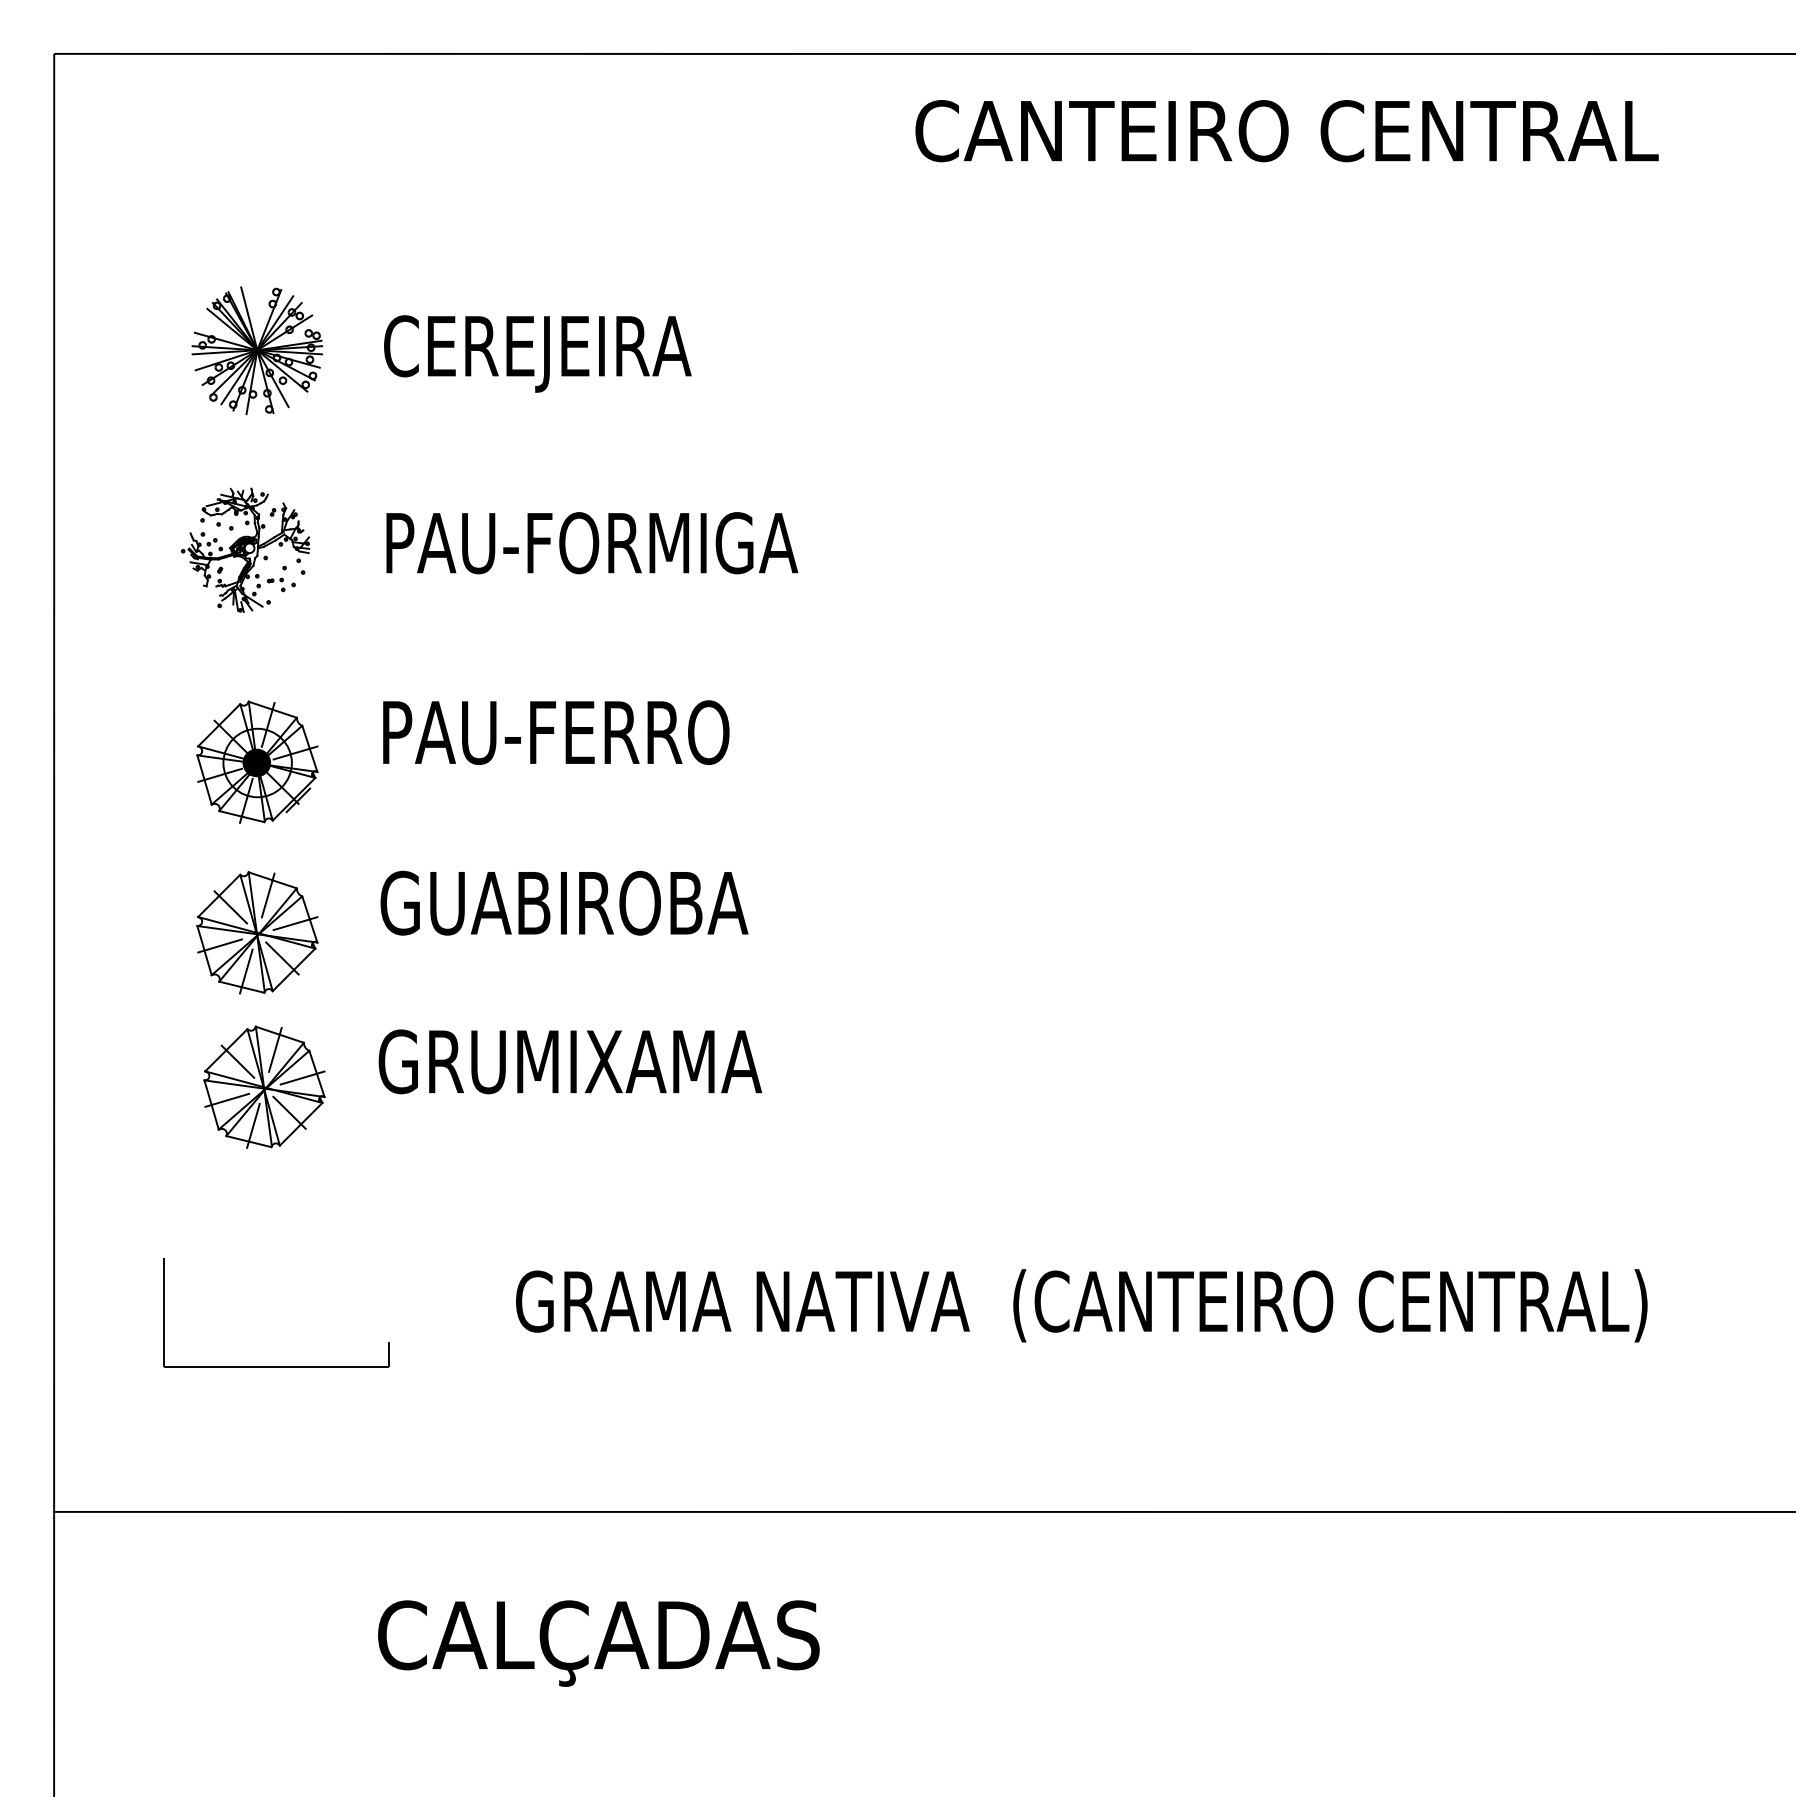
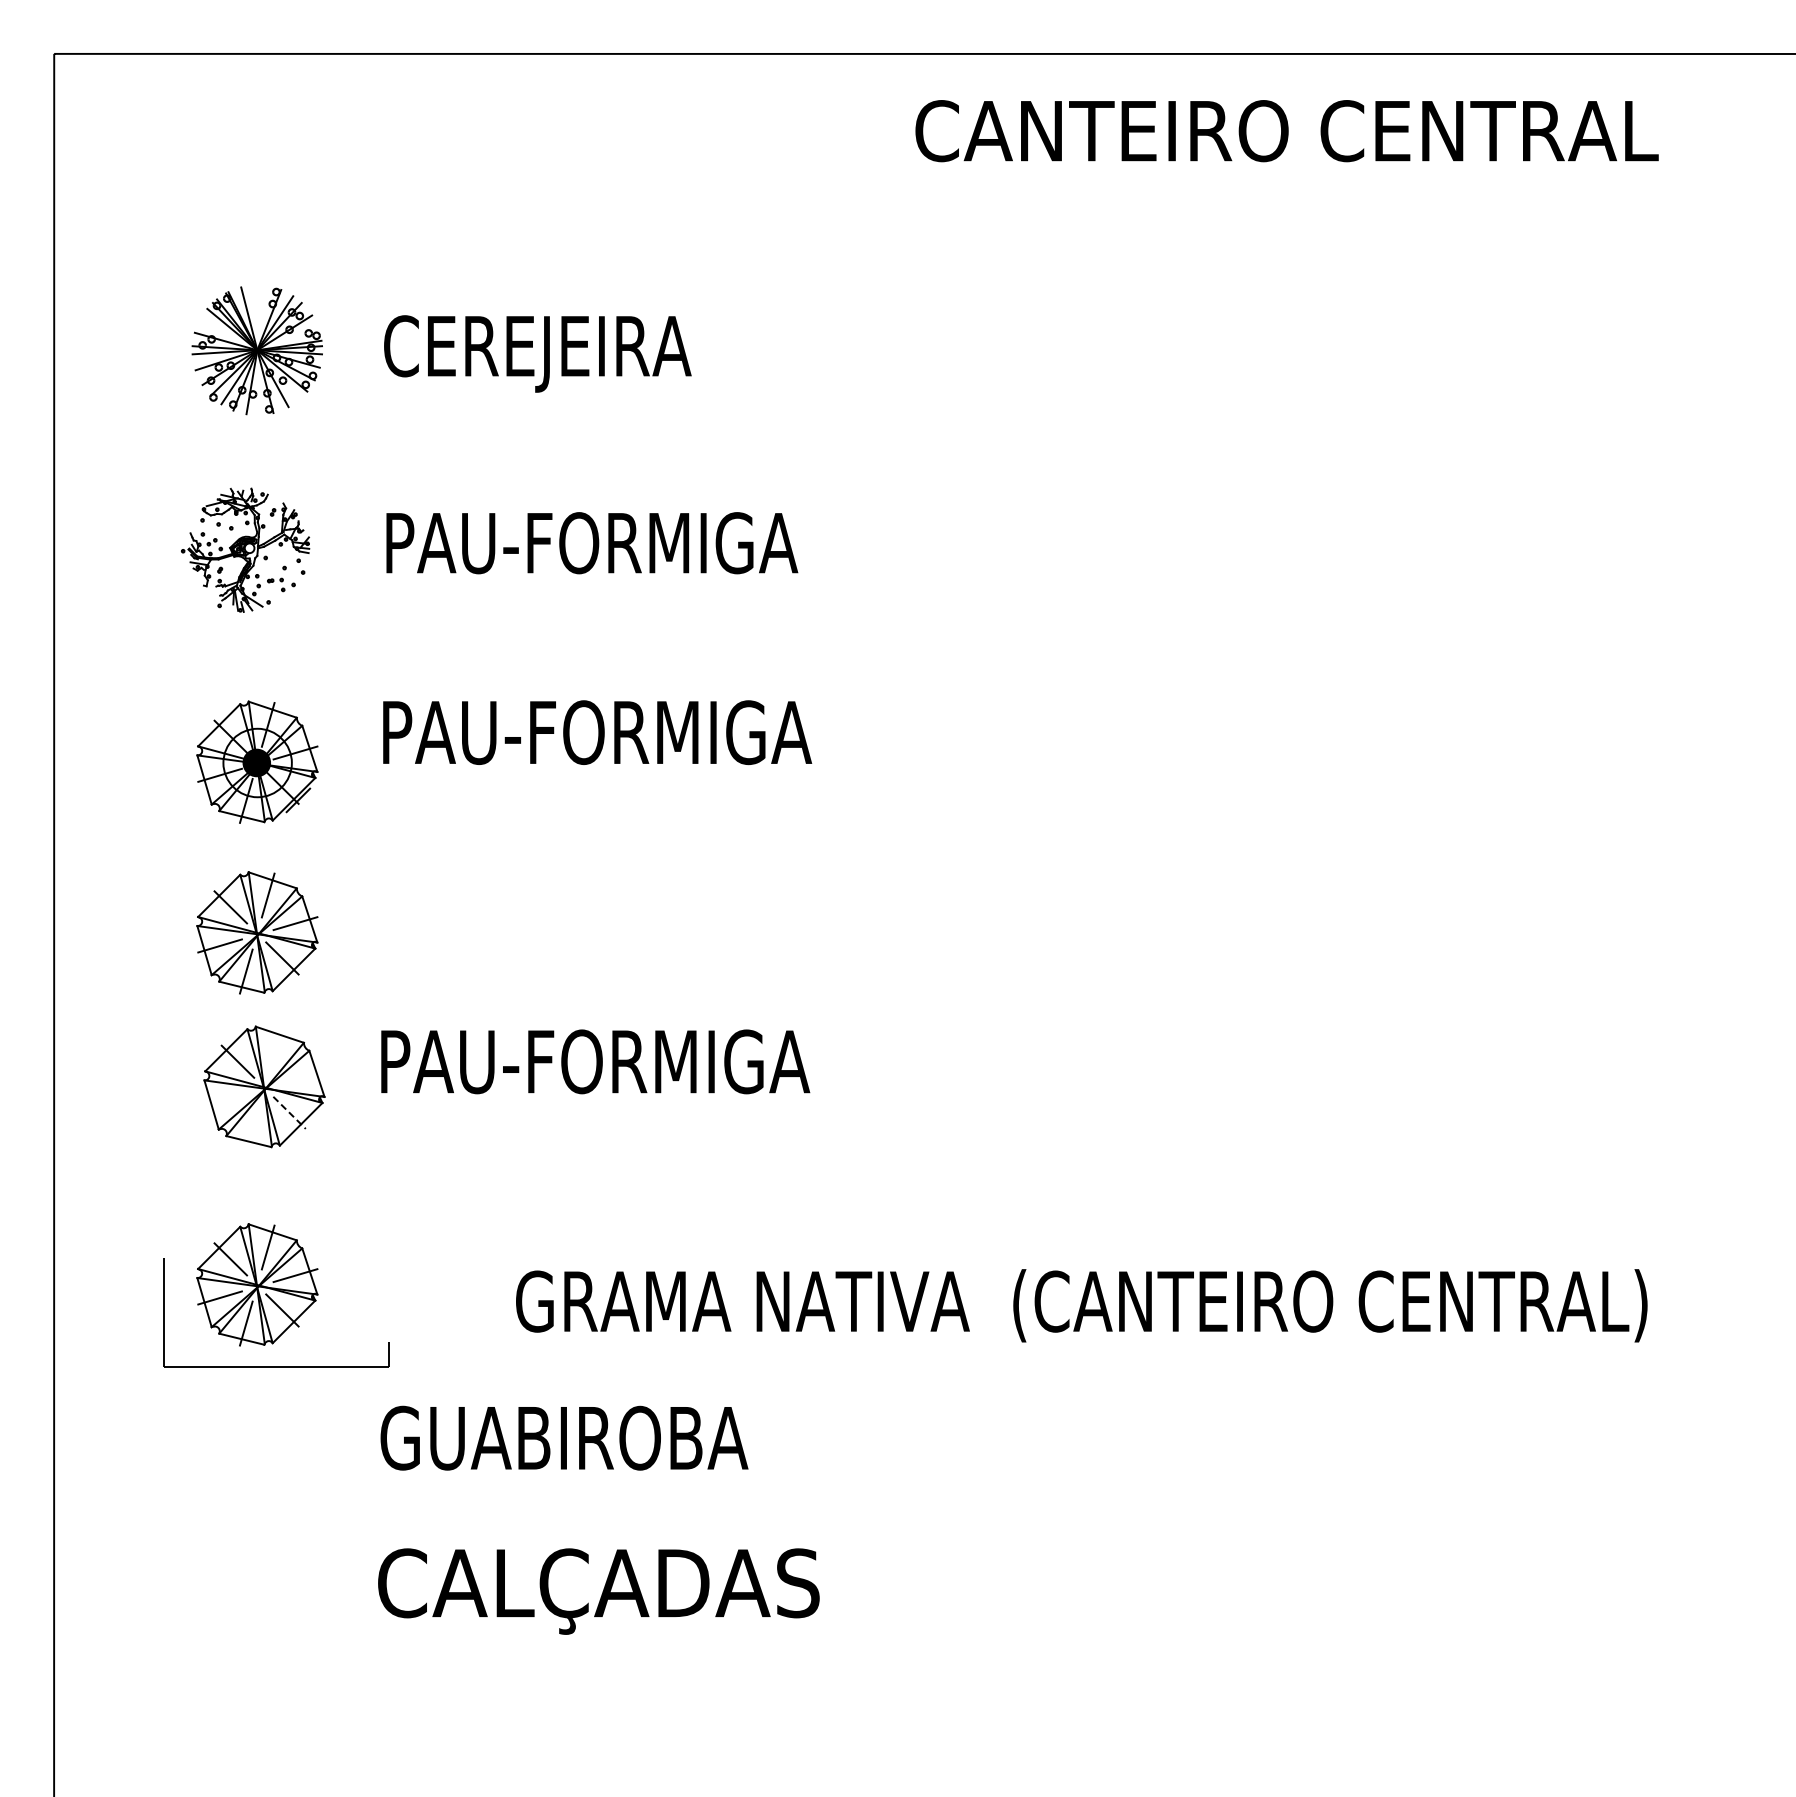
text: PAU-FERRO -> PAU-FORMIGA (687, 732)
text position: (564, 902) -> (564, 1437) (564, 1437)
line: present -> none (275, 1049)
text: GRUMIXAMA -> PAU-FORMIGA (594, 1061)
line: present -> none (302, 1077)
line: present -> none (227, 1099)
line: solid -> dashed (289, 1112)
line: present -> none (253, 1125)
part: none -> present (257, 1284)
line: present -> none (923, 1511)
text position: (598, 1643) -> (598, 1591) (598, 1591)
